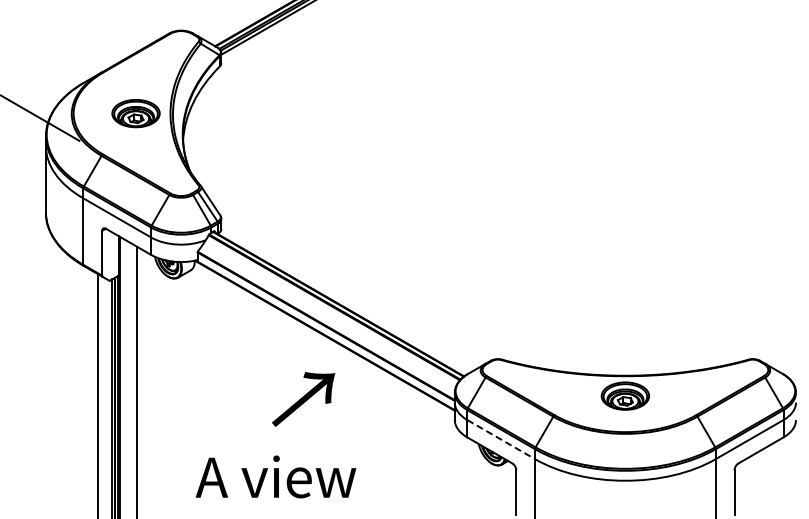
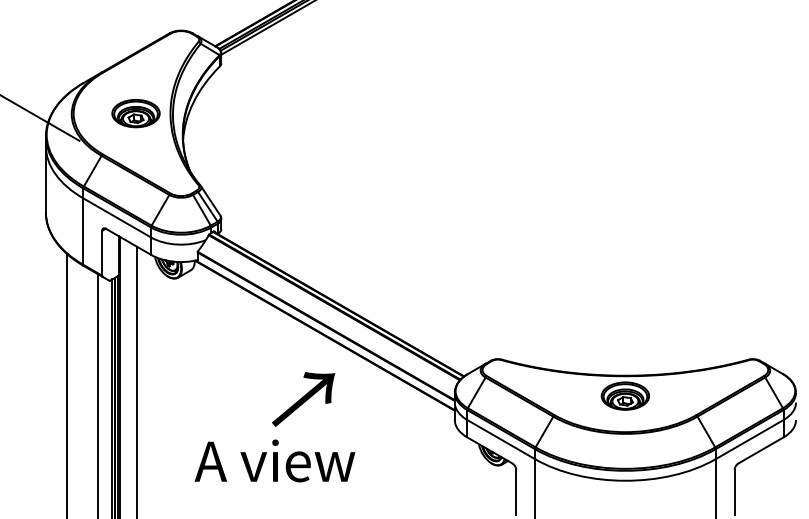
line: none -> present (67, 384)
line: dashed -> solid (501, 439)
text position: (275, 476) -> (274, 460) (274, 460)
